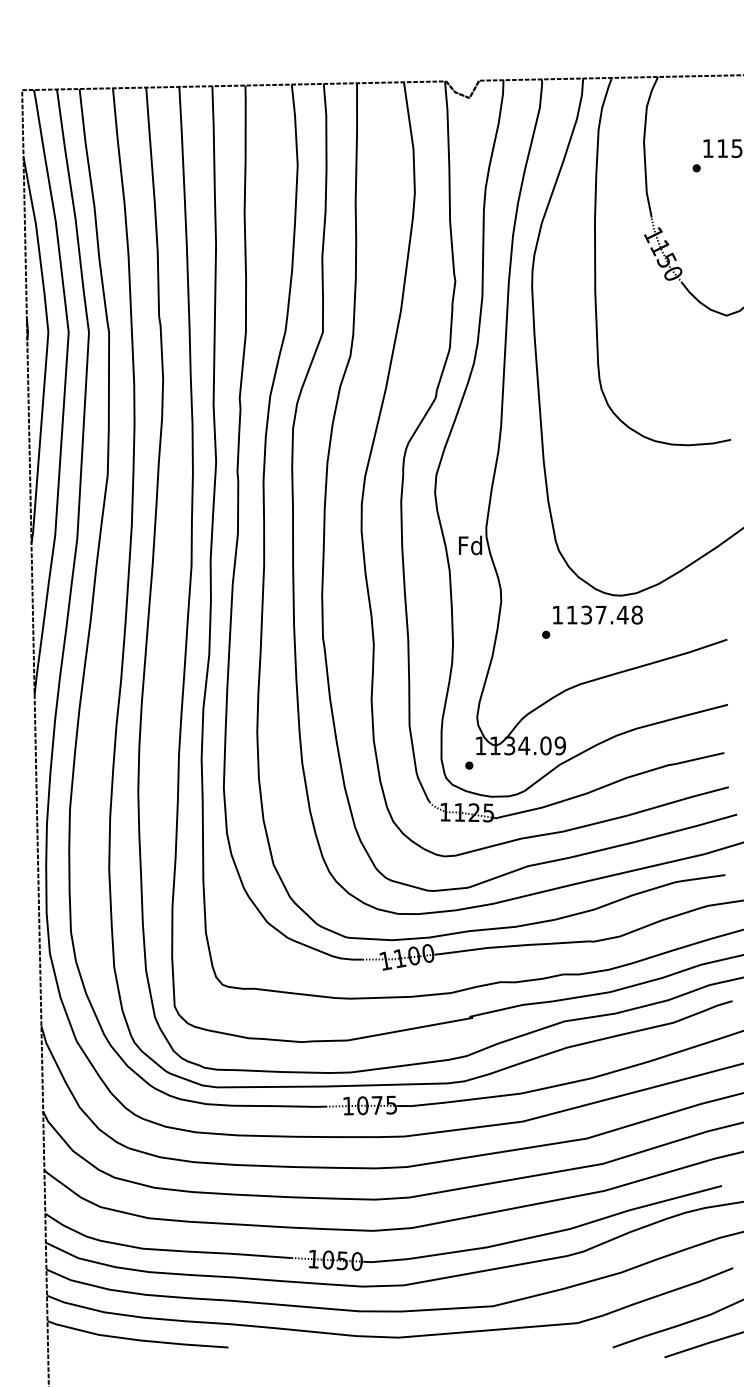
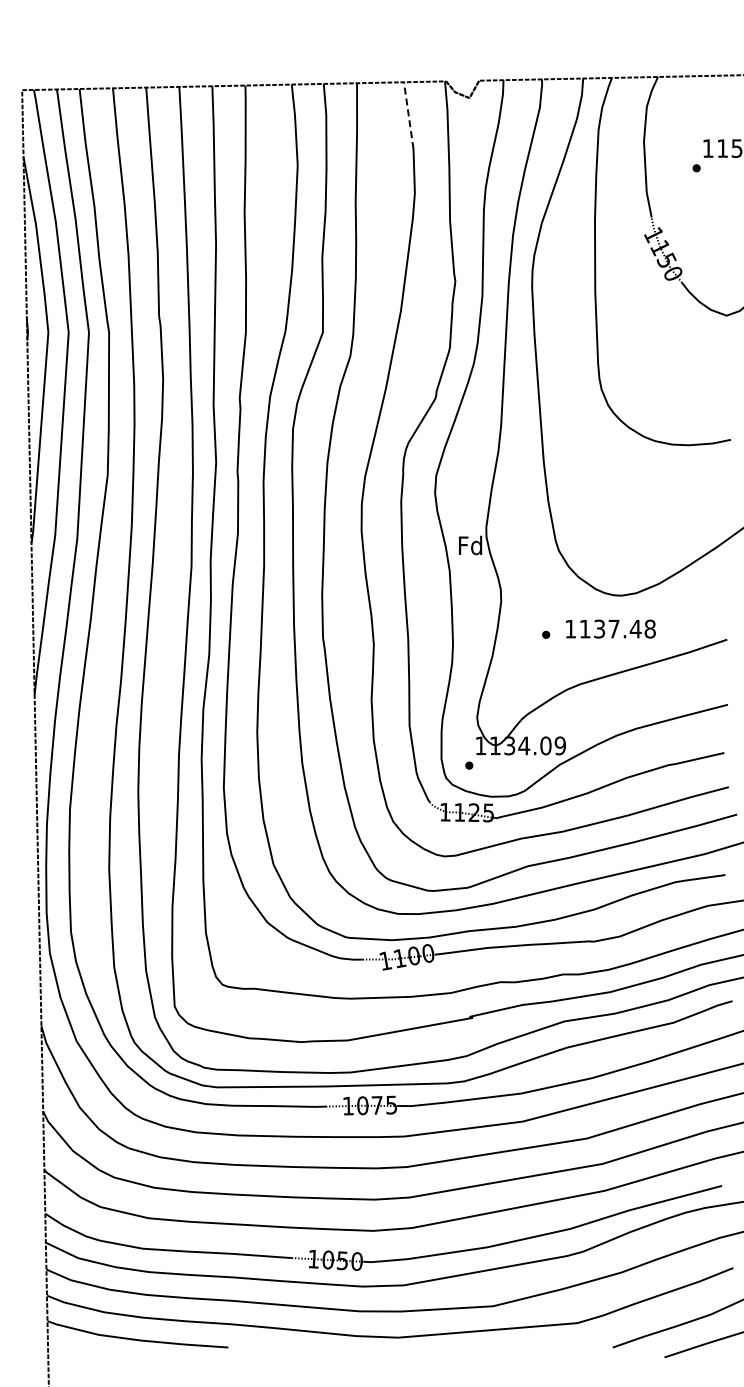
line: solid -> dashed (408, 115)
text position: (597, 614) -> (610, 628) (610, 628)
